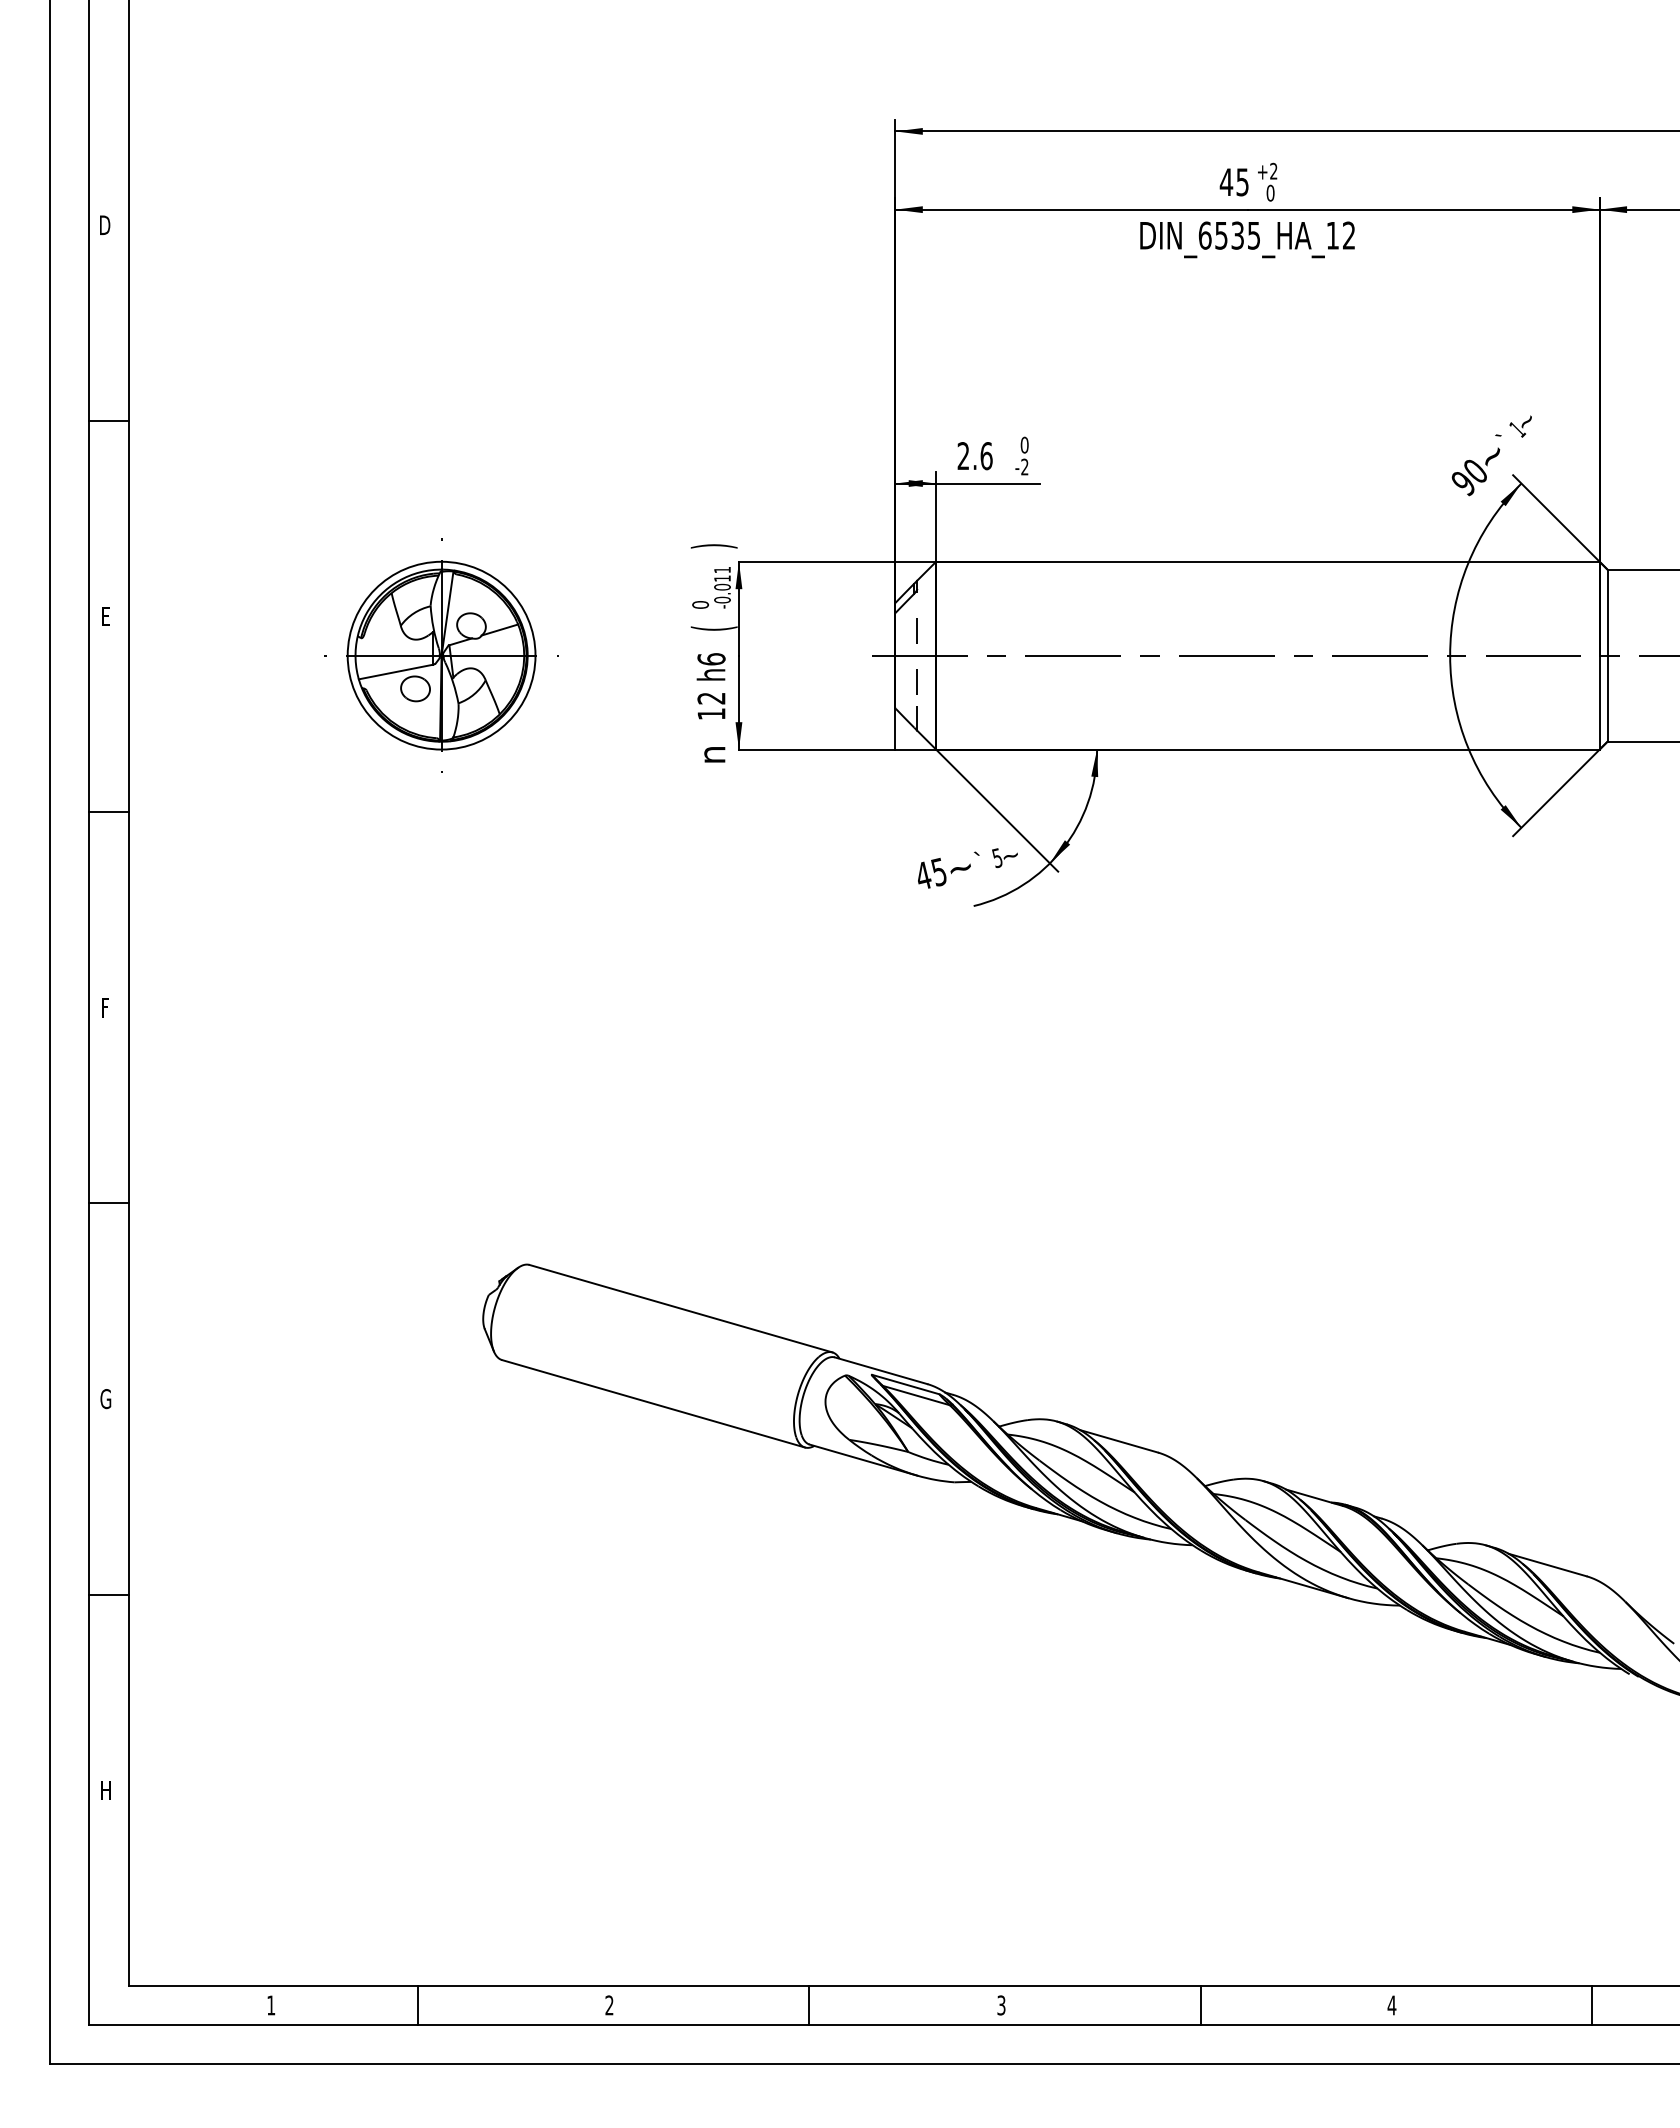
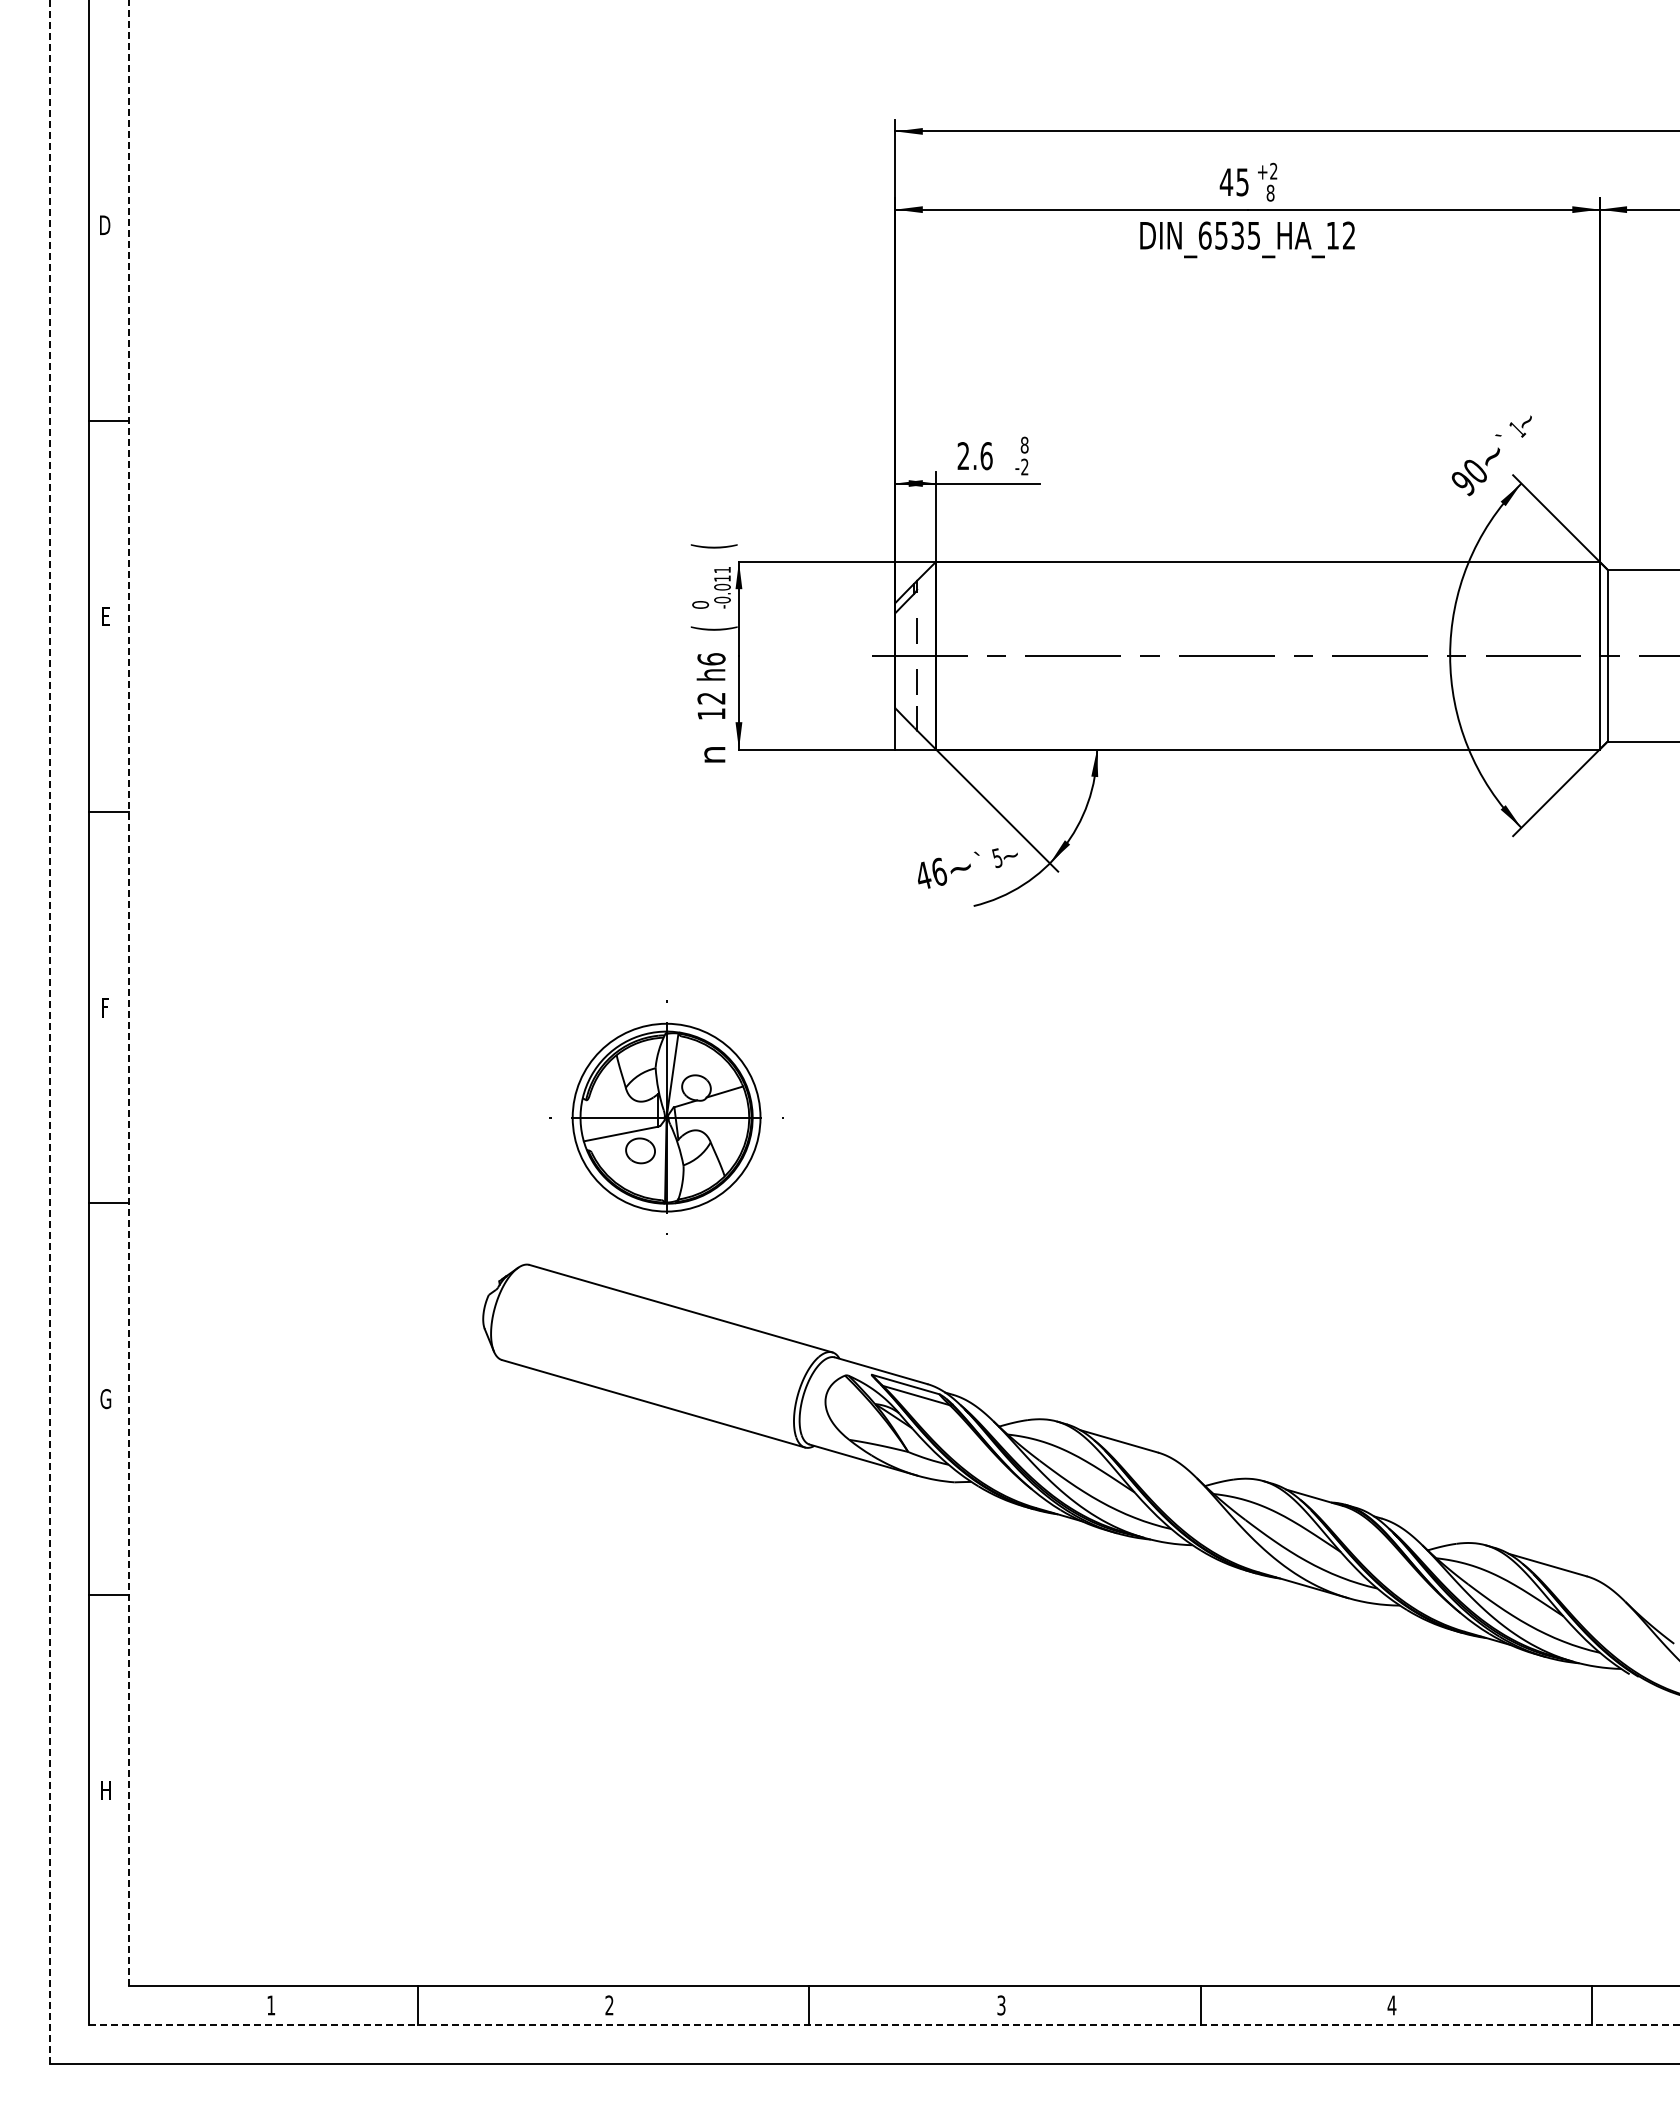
text: 0 -> 8 (1270, 193)
text: 0 -> 8 (1024, 445)
text: ) -> ( (713, 546)
part position: (441, 655) -> (666, 1117) (666, 1117)
text: 45 -> 46 (939, 871)
line: solid -> dashed (128, 992)
line: solid -> dashed (50, 1032)
line: solid -> dashed (884, 2025)
